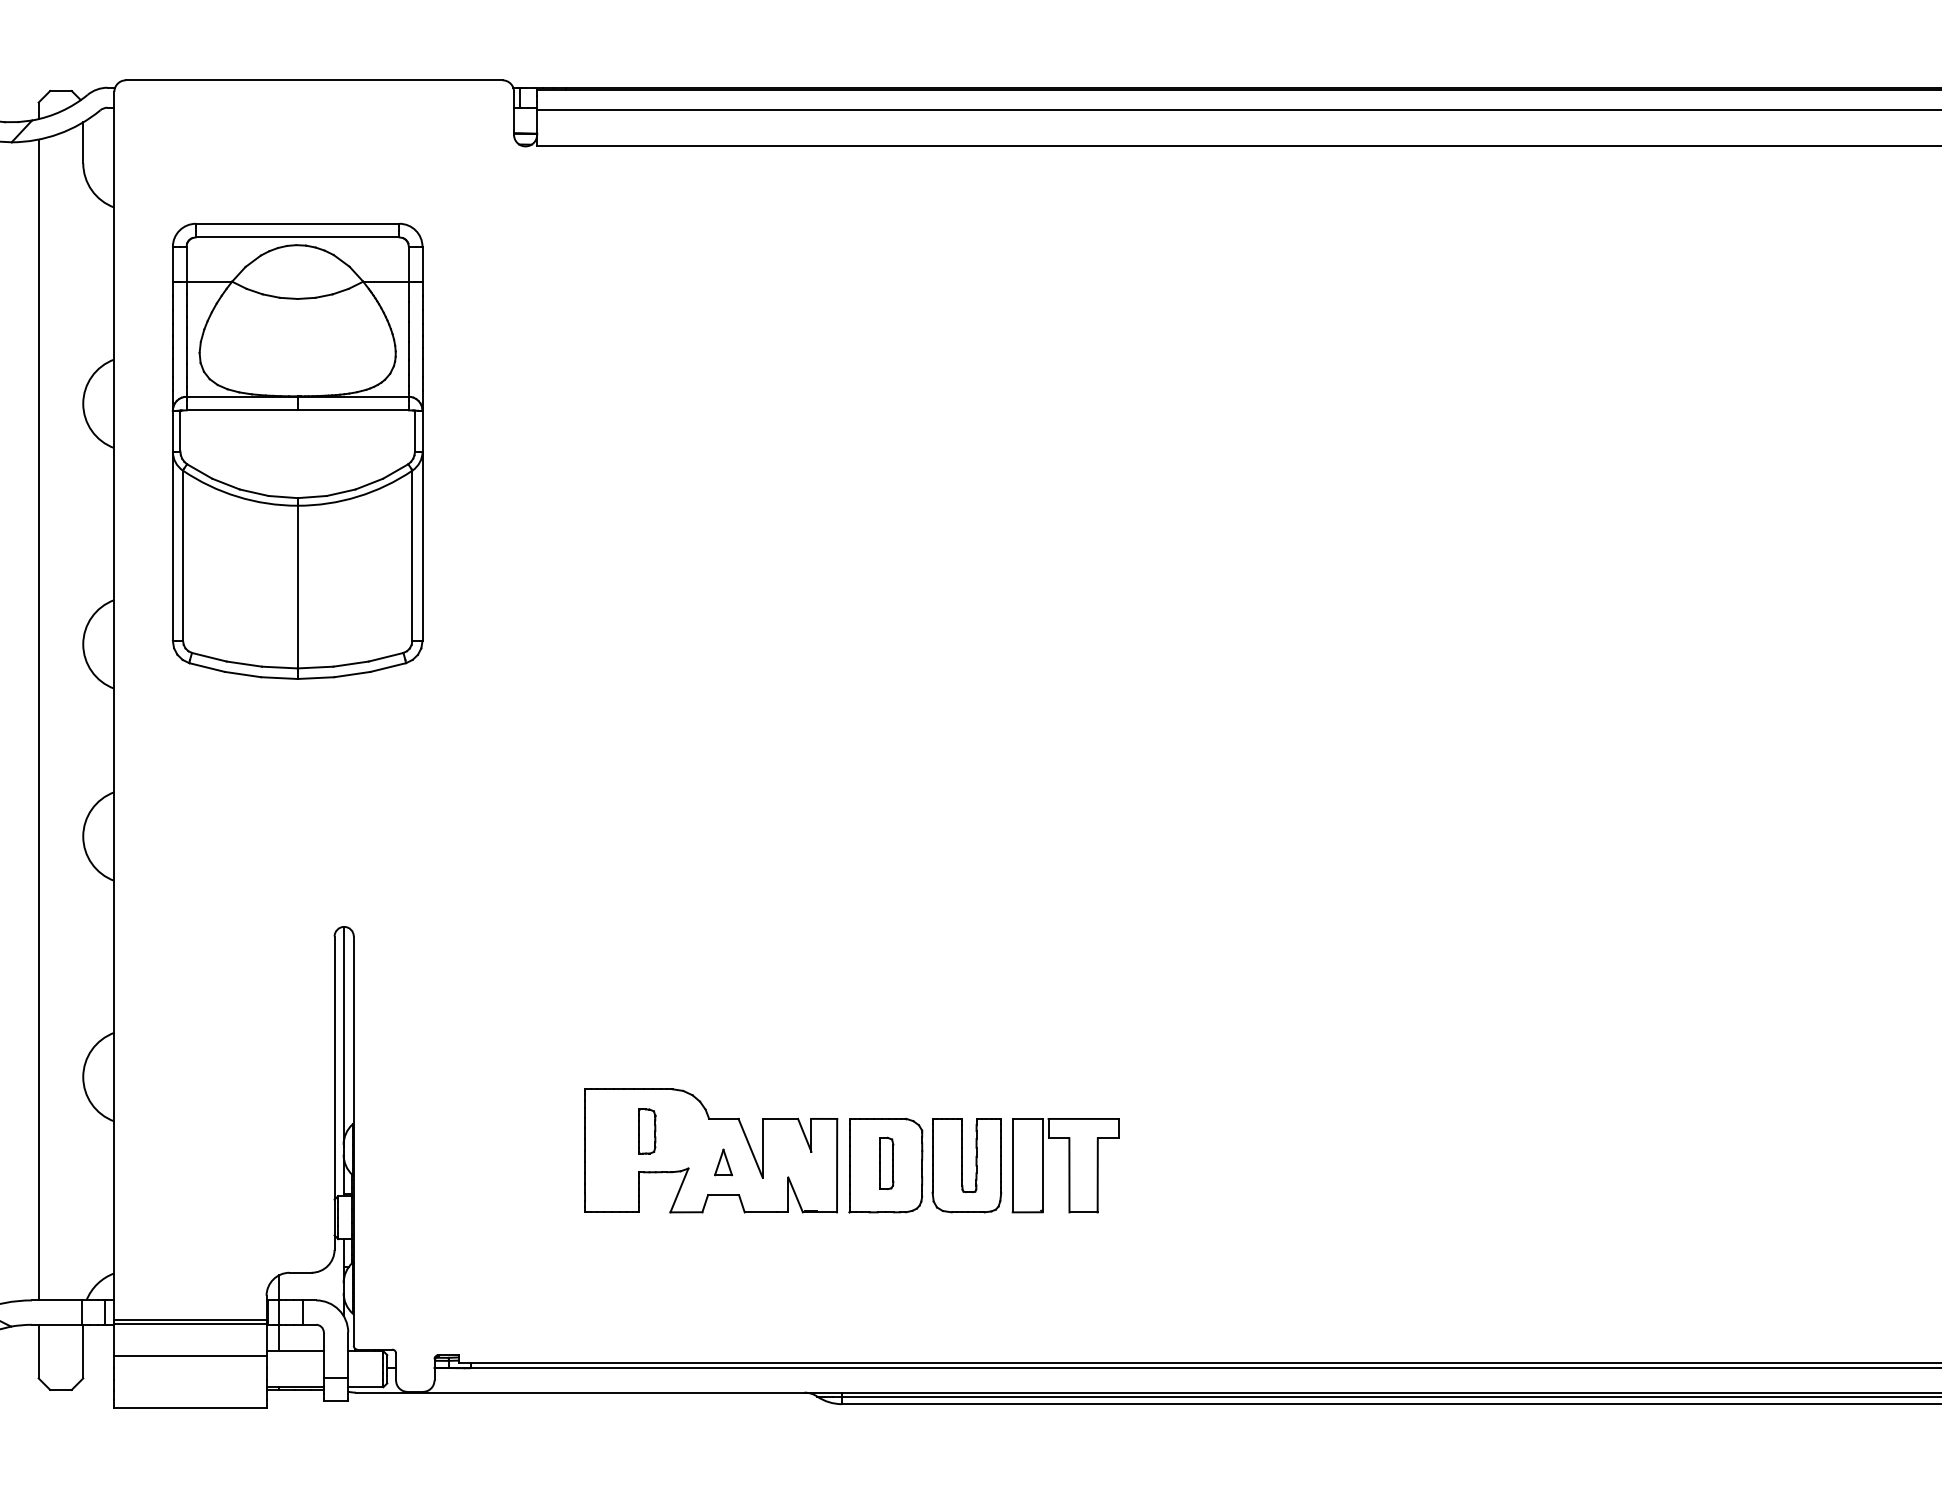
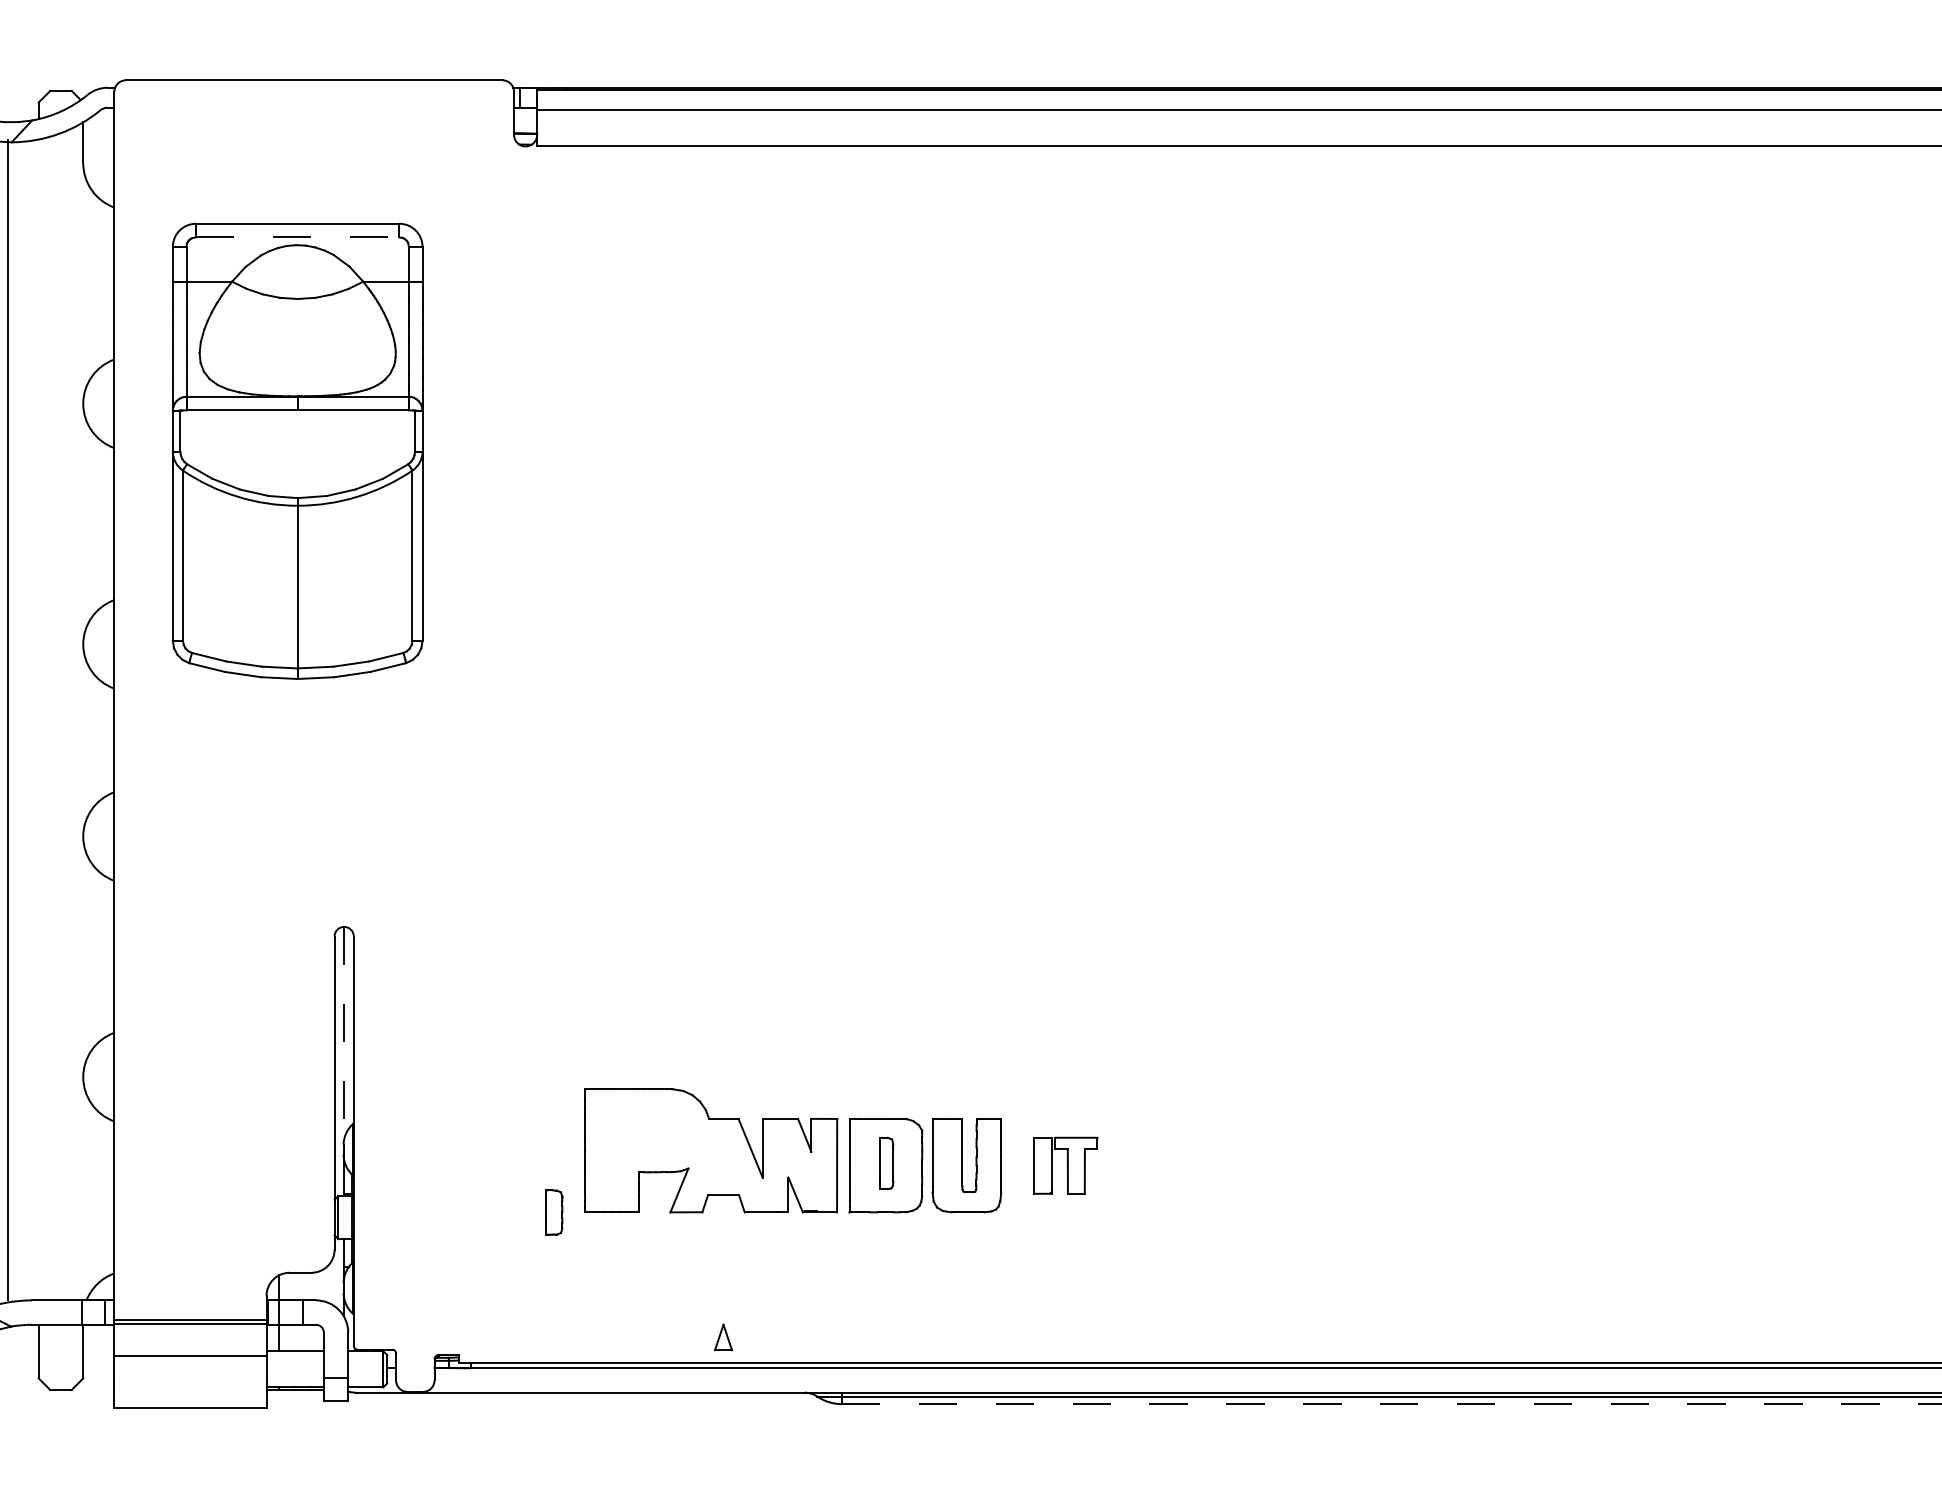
line: solid -> dashed (297, 237)
line position: (38, 719) -> (7, 719) (7, 719)
line: solid -> dashed (343, 1035)
part position: (647, 1131) -> (554, 1212) (554, 1212)
part position: (723, 1162) -> (723, 1337) (723, 1337)
part size: 109x96 px -> 66x59 px (1065, 1165)
line: solid -> dashed (1391, 1404)
